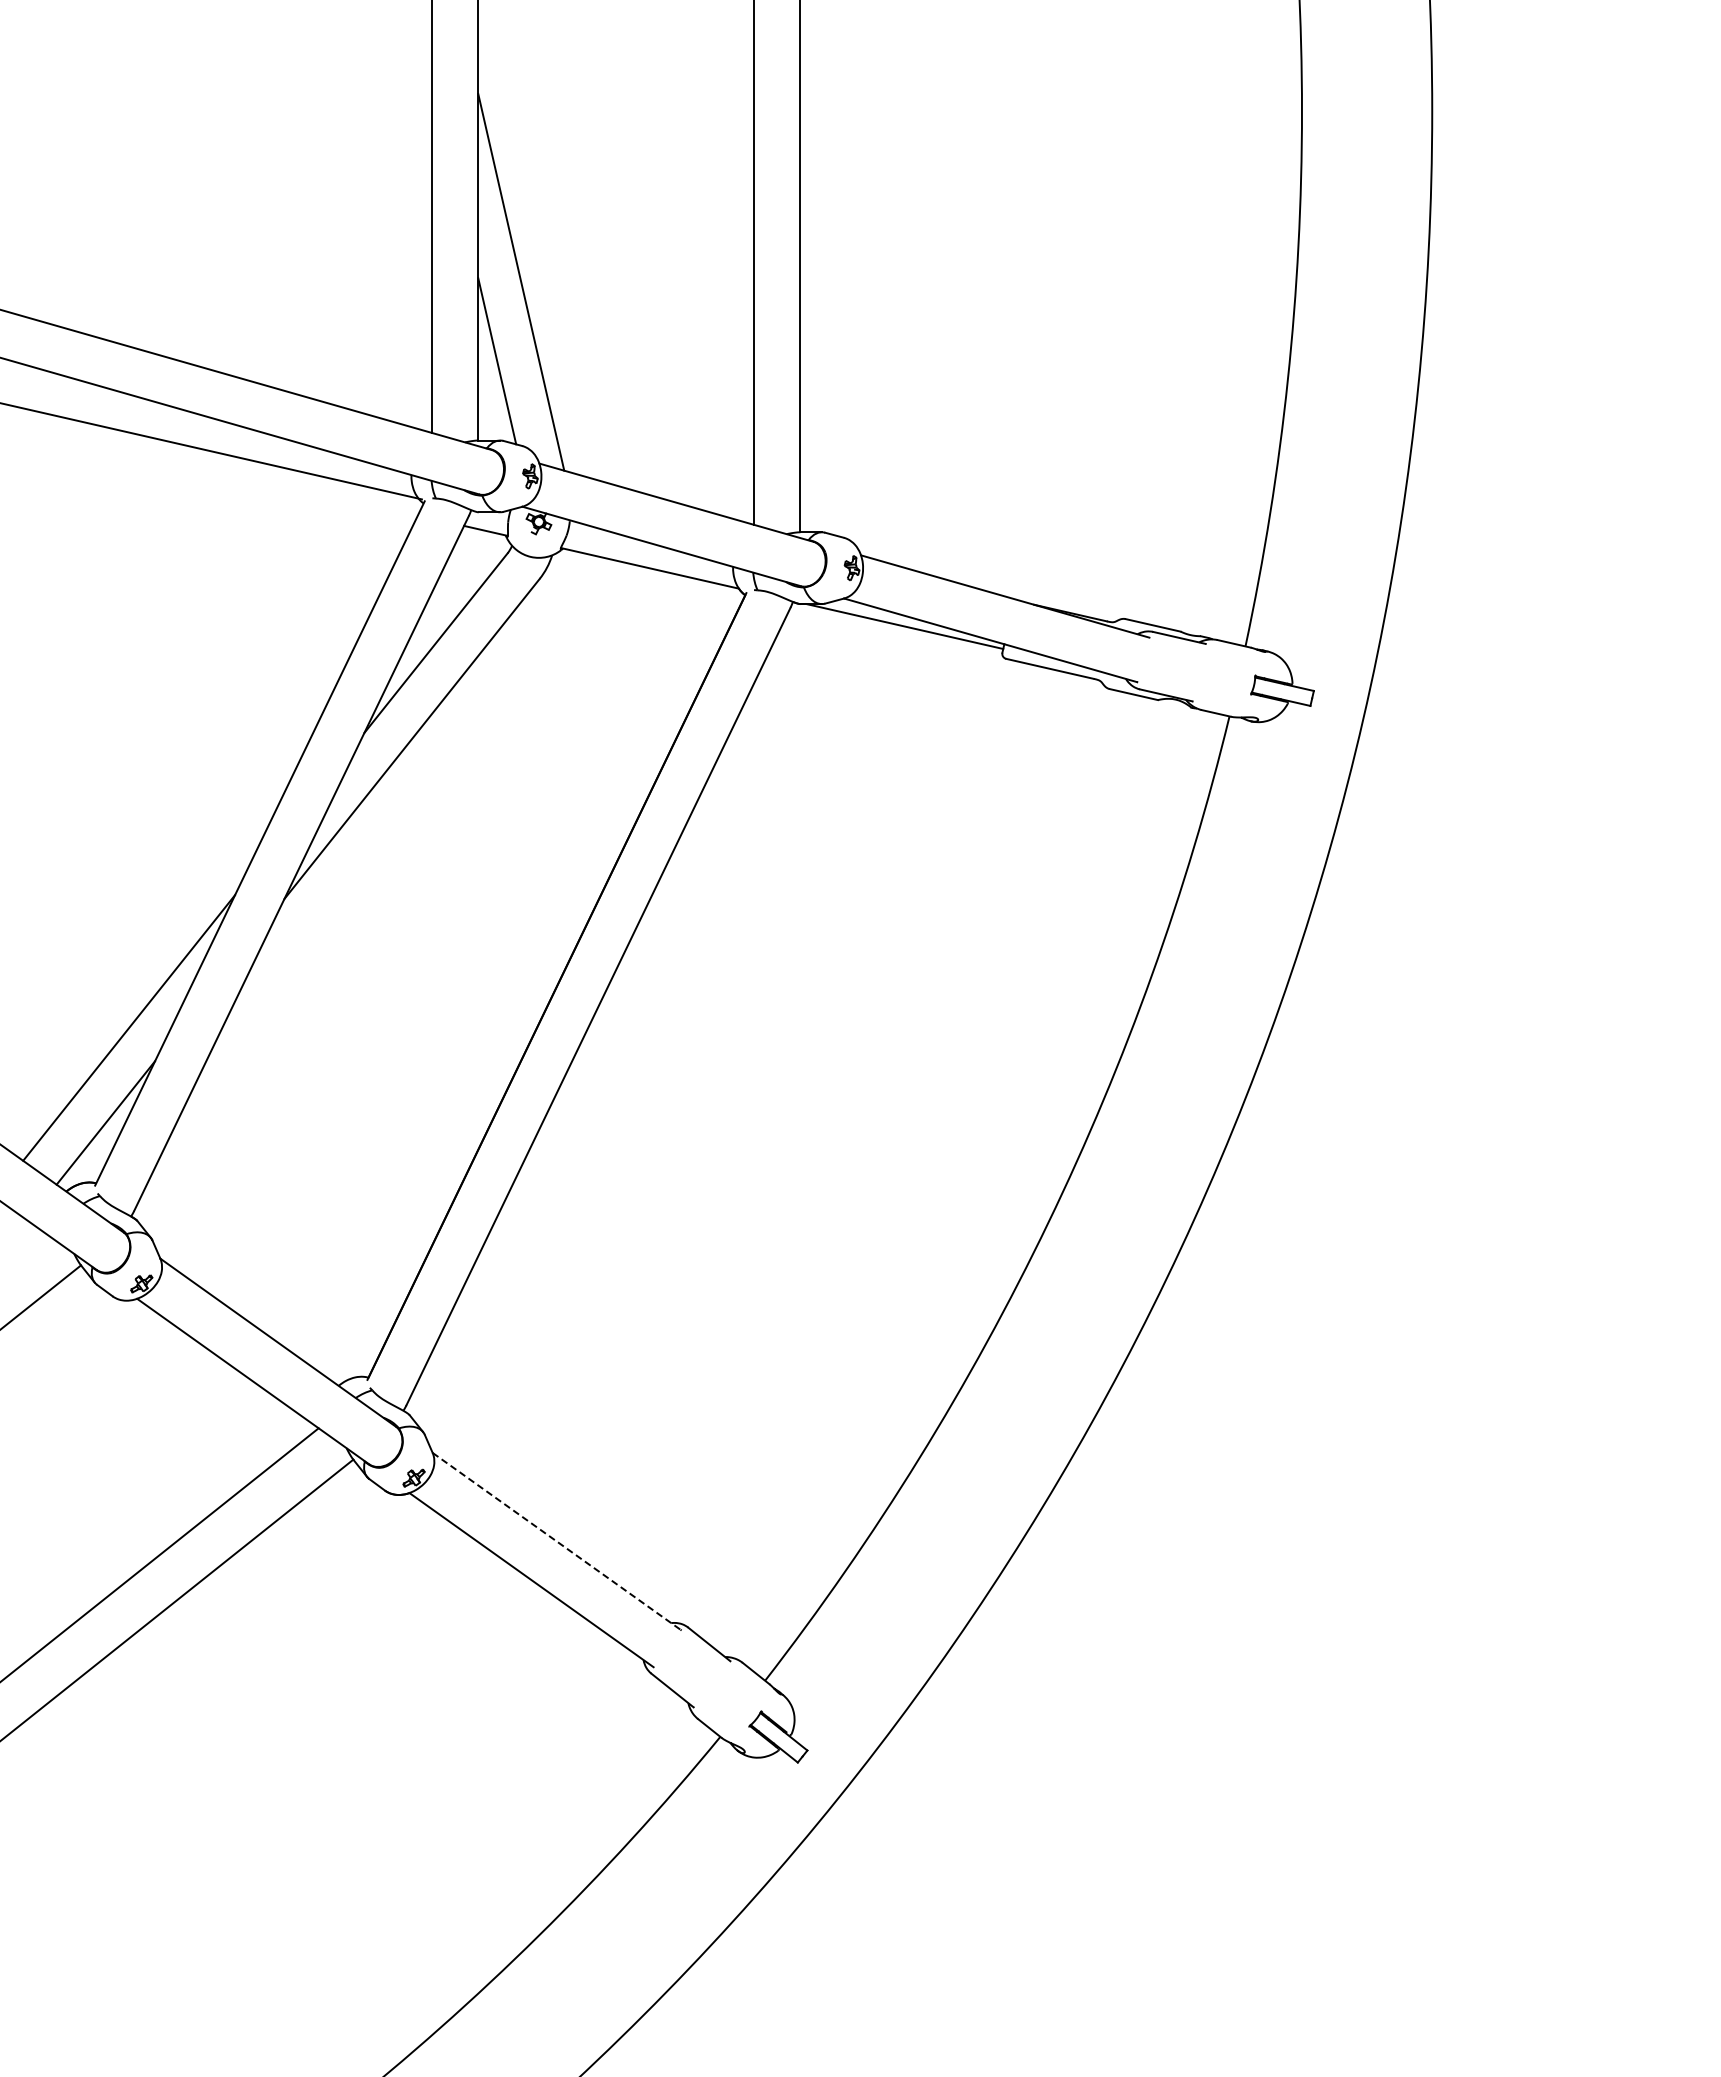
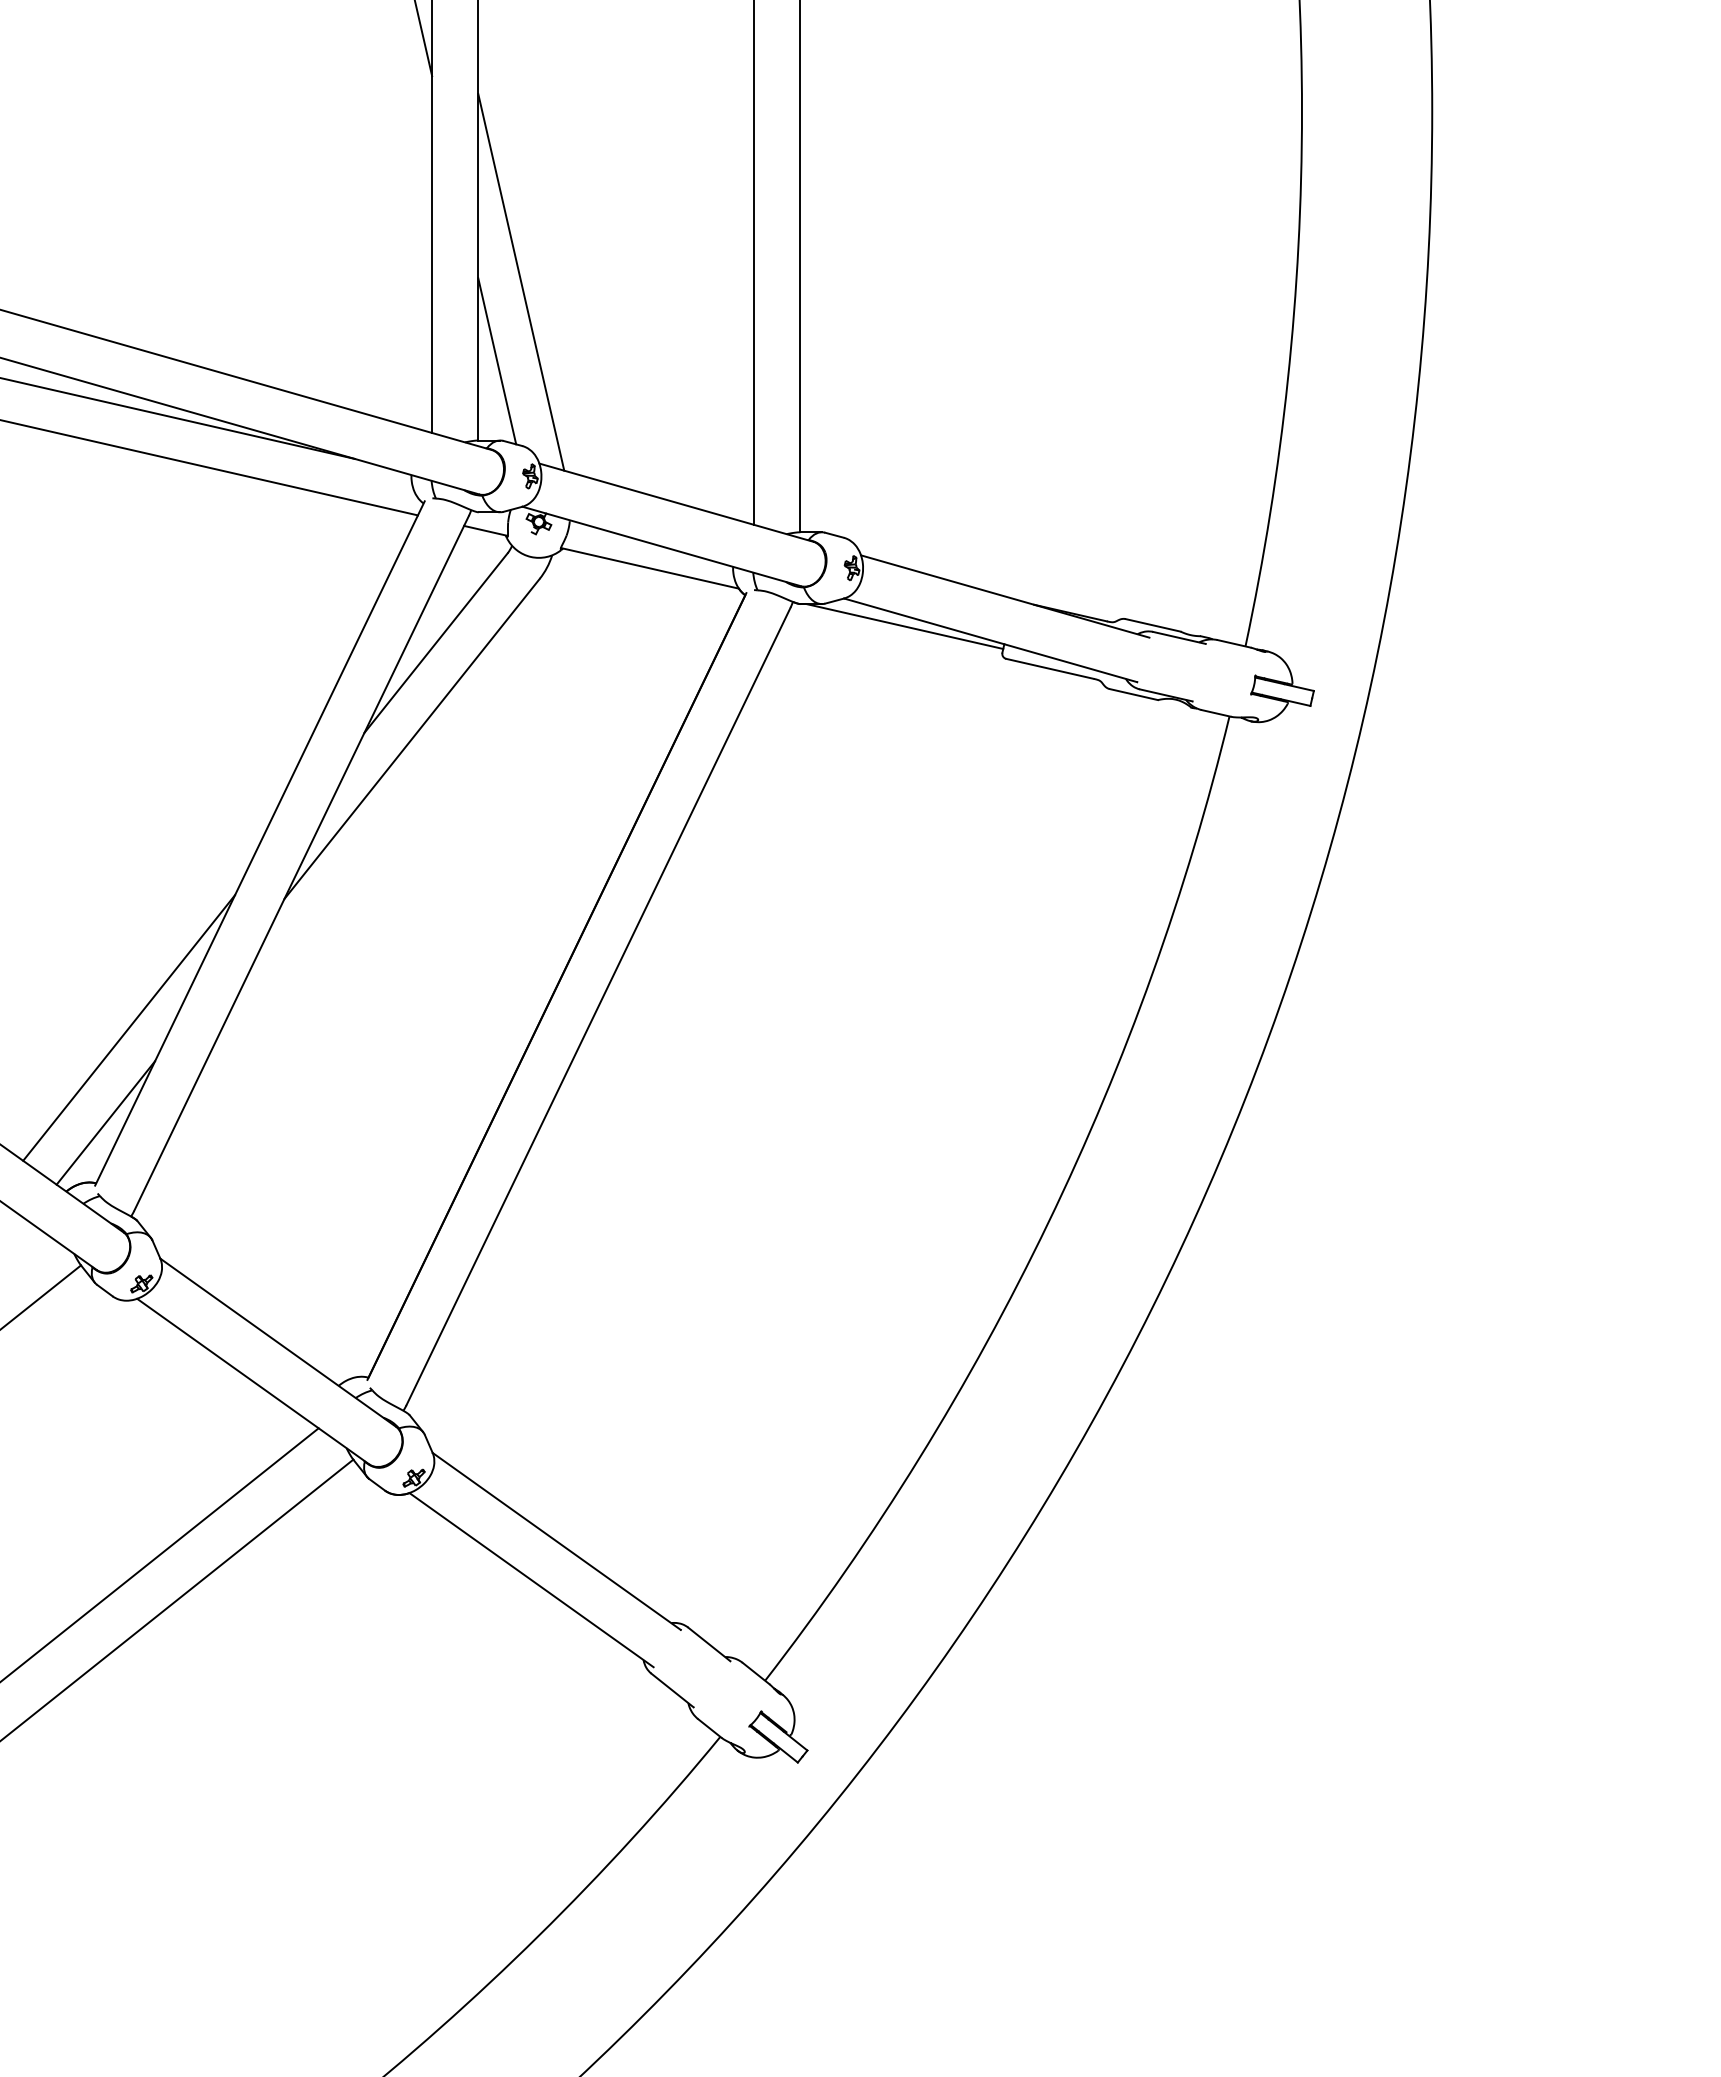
line: none -> present (423, 39)
line: none -> present (178, 418)
line position: (211, 451) -> (209, 467) (209, 467)
line: dashed -> solid (557, 1541)
